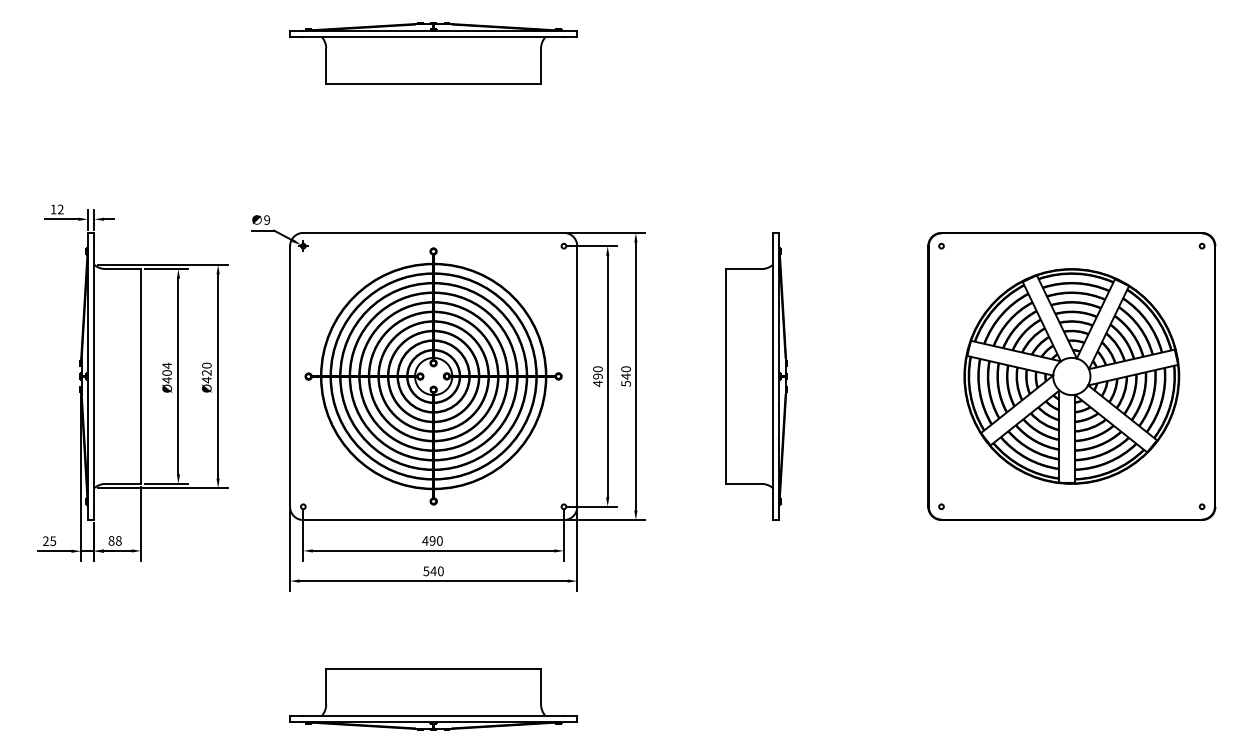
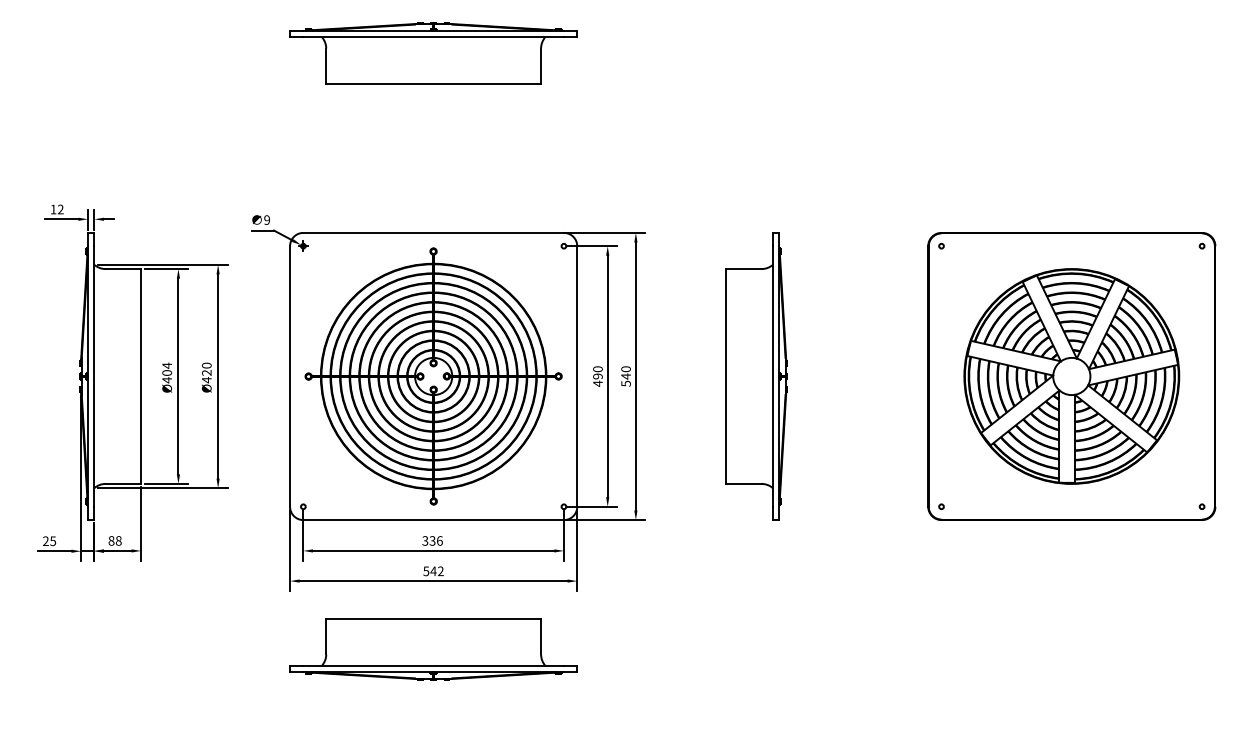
text: 490 -> 336 (432, 540)
text: 540 -> 542 (440, 571)
part position: (433, 699) -> (433, 649) (433, 649)
